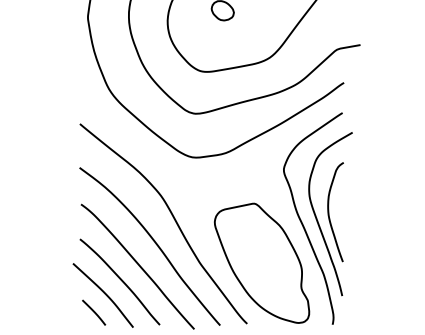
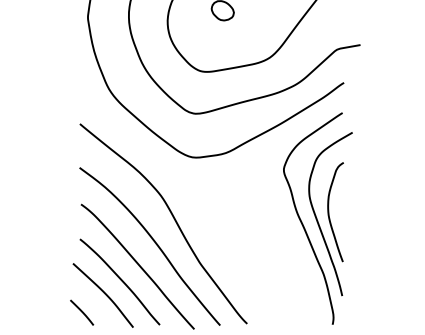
part: present -> none (262, 262)
line position: (94, 312) -> (82, 312) (82, 312)
